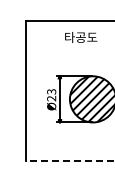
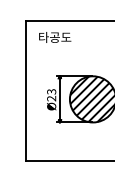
text position: (81, 37) -> (55, 37) (55, 37)
line: dashed -> solid (70, 161)
